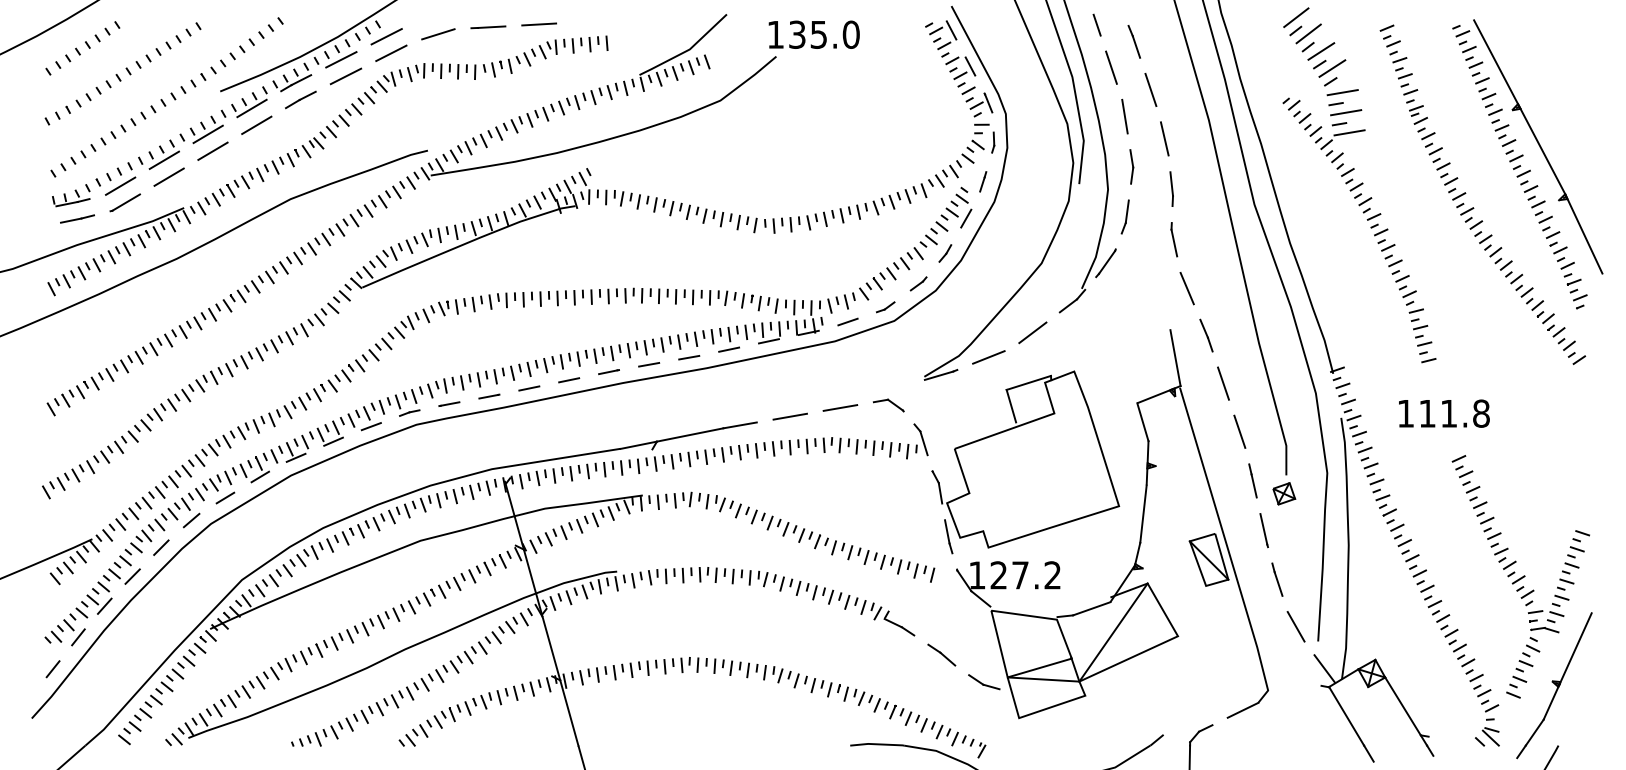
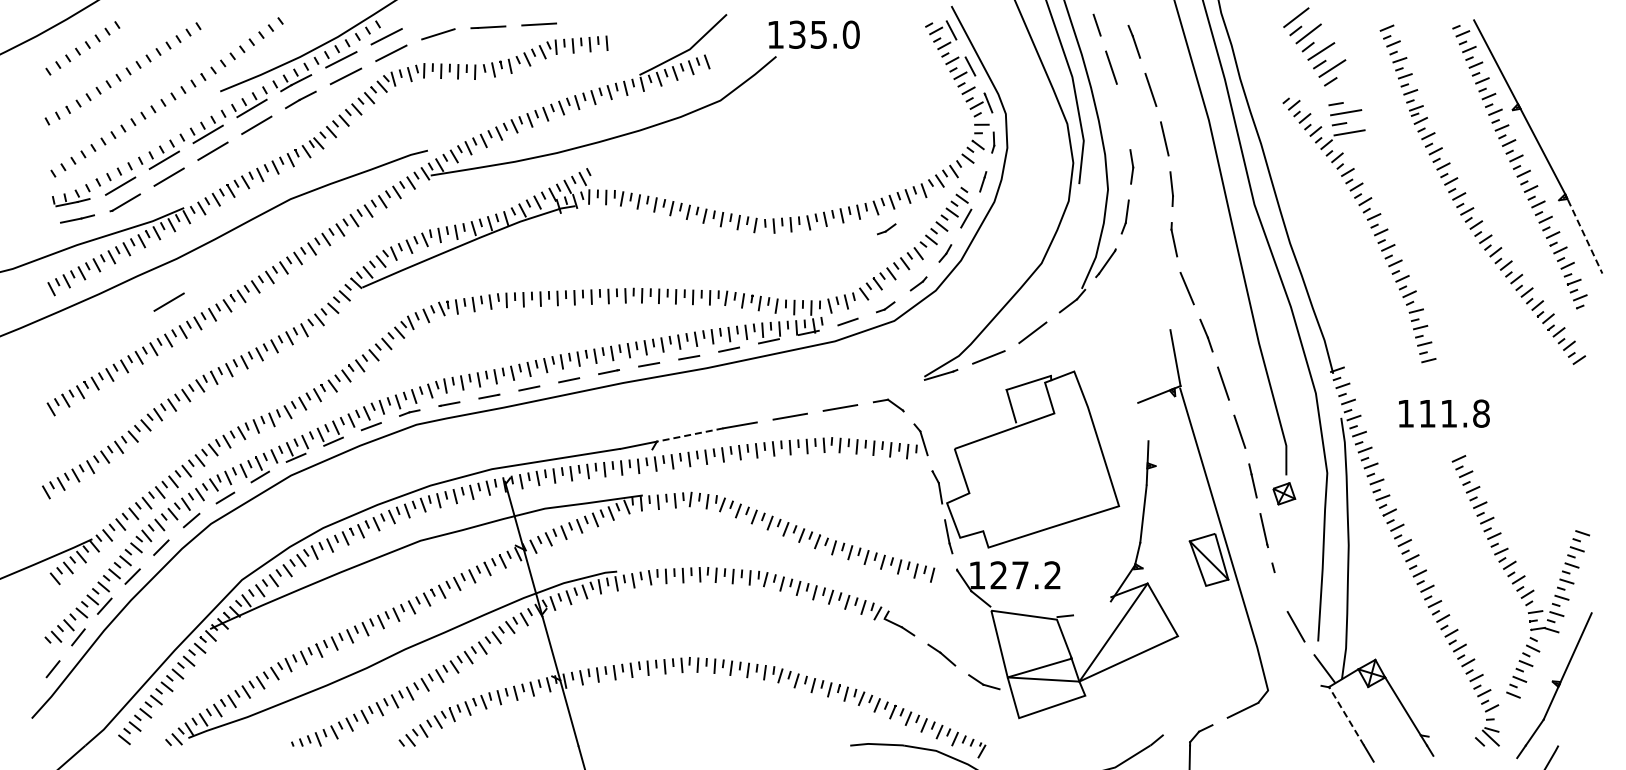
line: present -> none (1342, 92)
line: present -> none (1124, 116)
part: none -> present (886, 229)
line: solid -> dashed (1585, 236)
line: none -> present (168, 301)
line: present -> none (1142, 422)
line: solid -> dashed (690, 434)
line: present -> none (1278, 583)
line: present -> none (1091, 608)
line: solid -> dashed (1346, 716)
